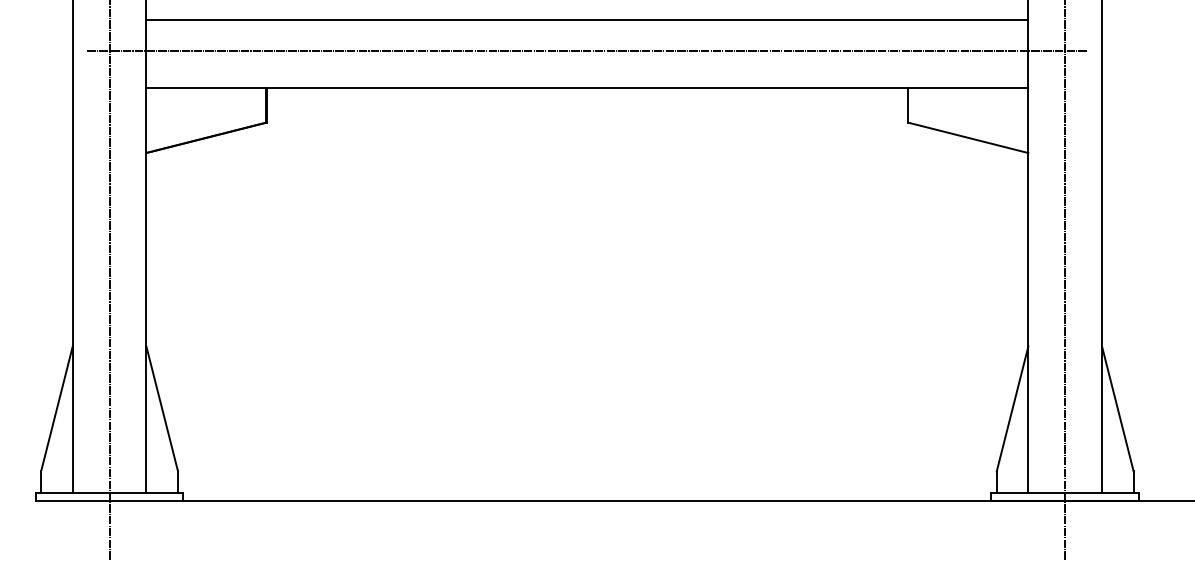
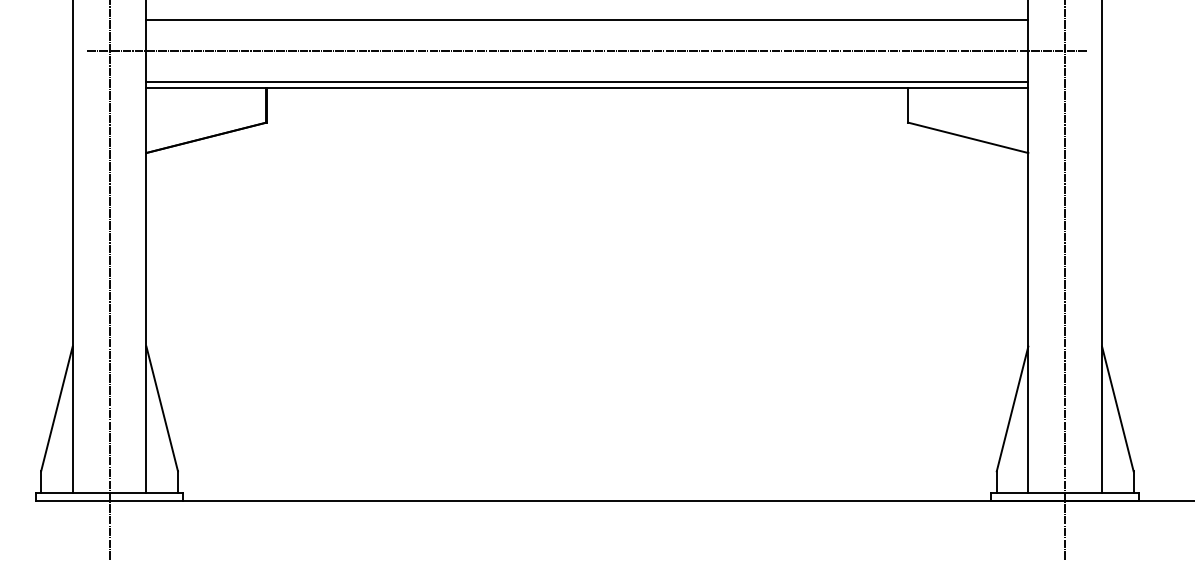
line: none -> present (587, 82)
